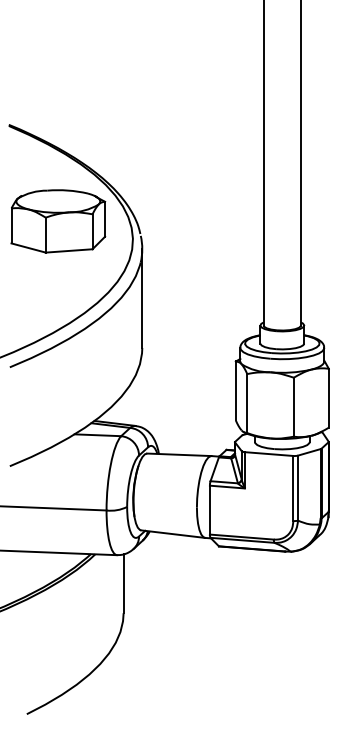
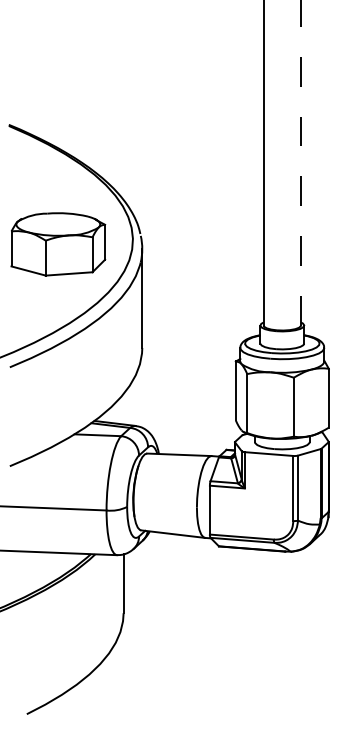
line: solid -> dashed (300, 162)
part position: (58, 221) -> (58, 244) (58, 244)
